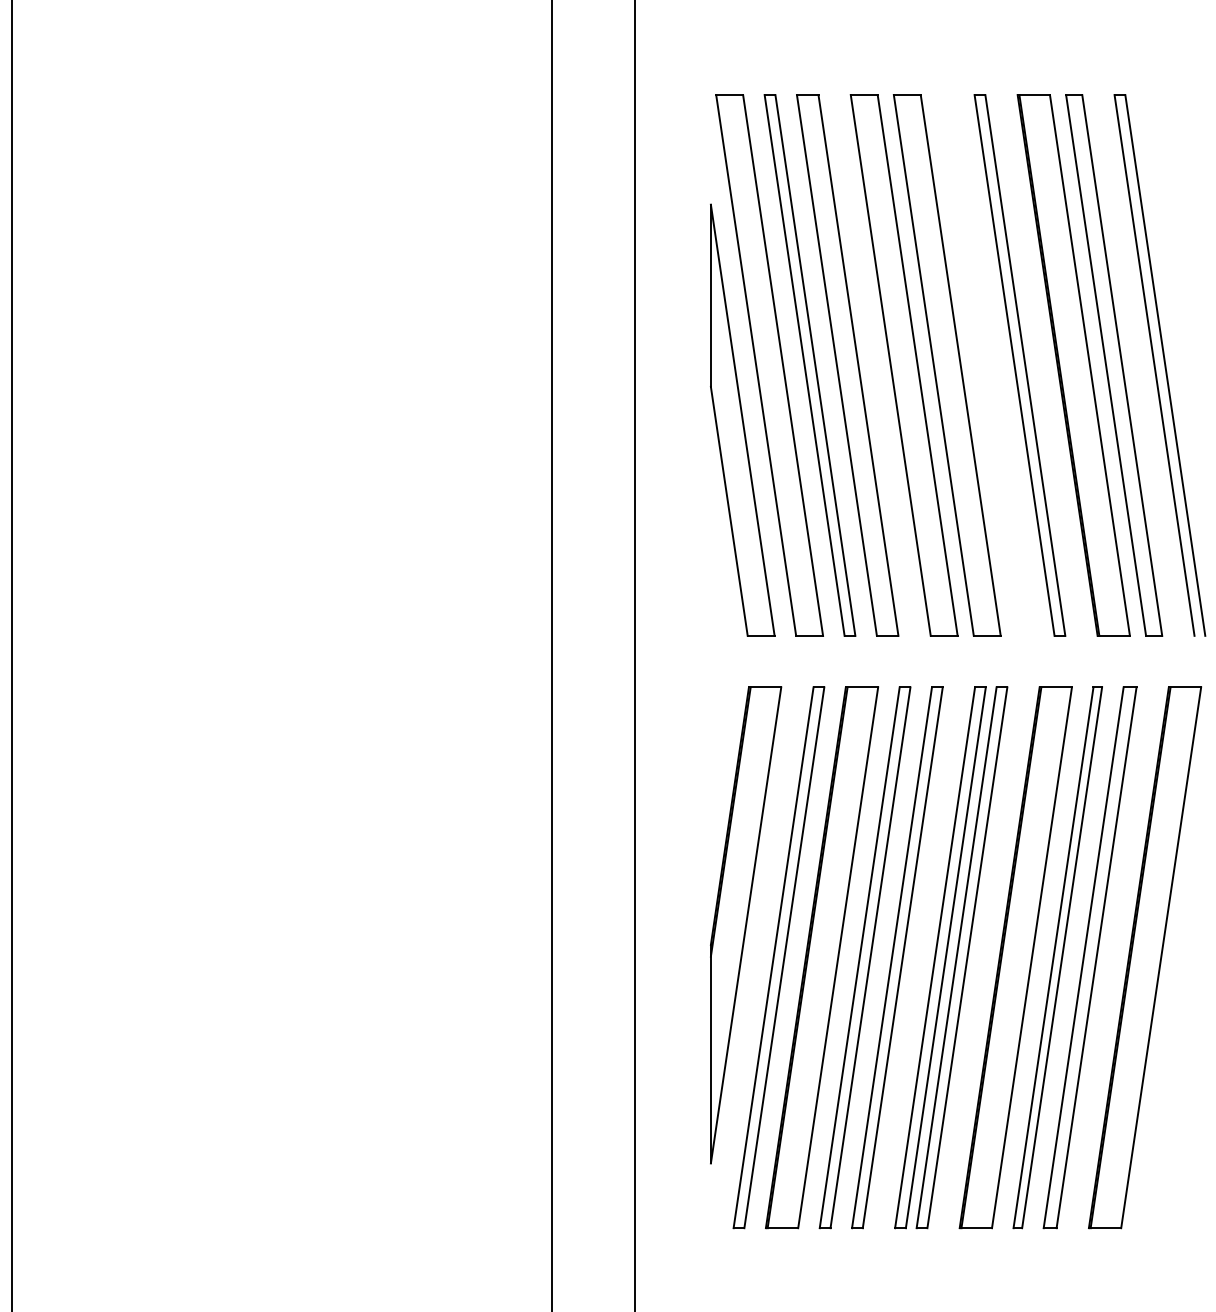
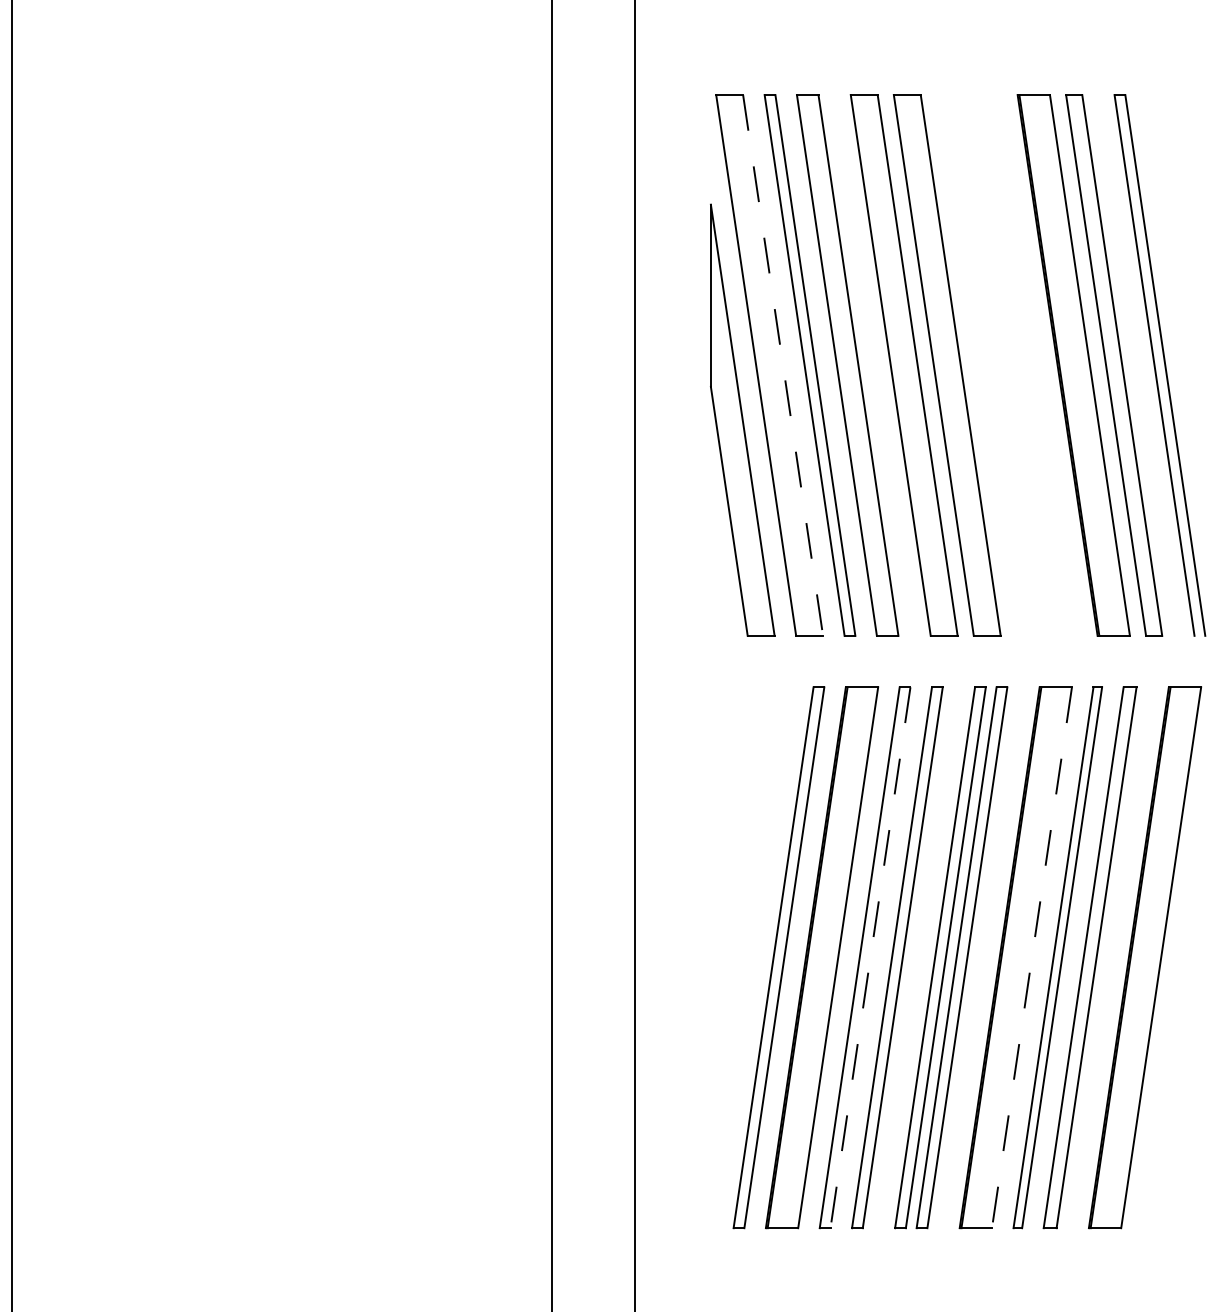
line: solid -> dashed (783, 365)
part: present -> none (1019, 365)
part: present -> none (746, 925)
line: solid -> dashed (870, 958)
line: solid -> dashed (1031, 958)
